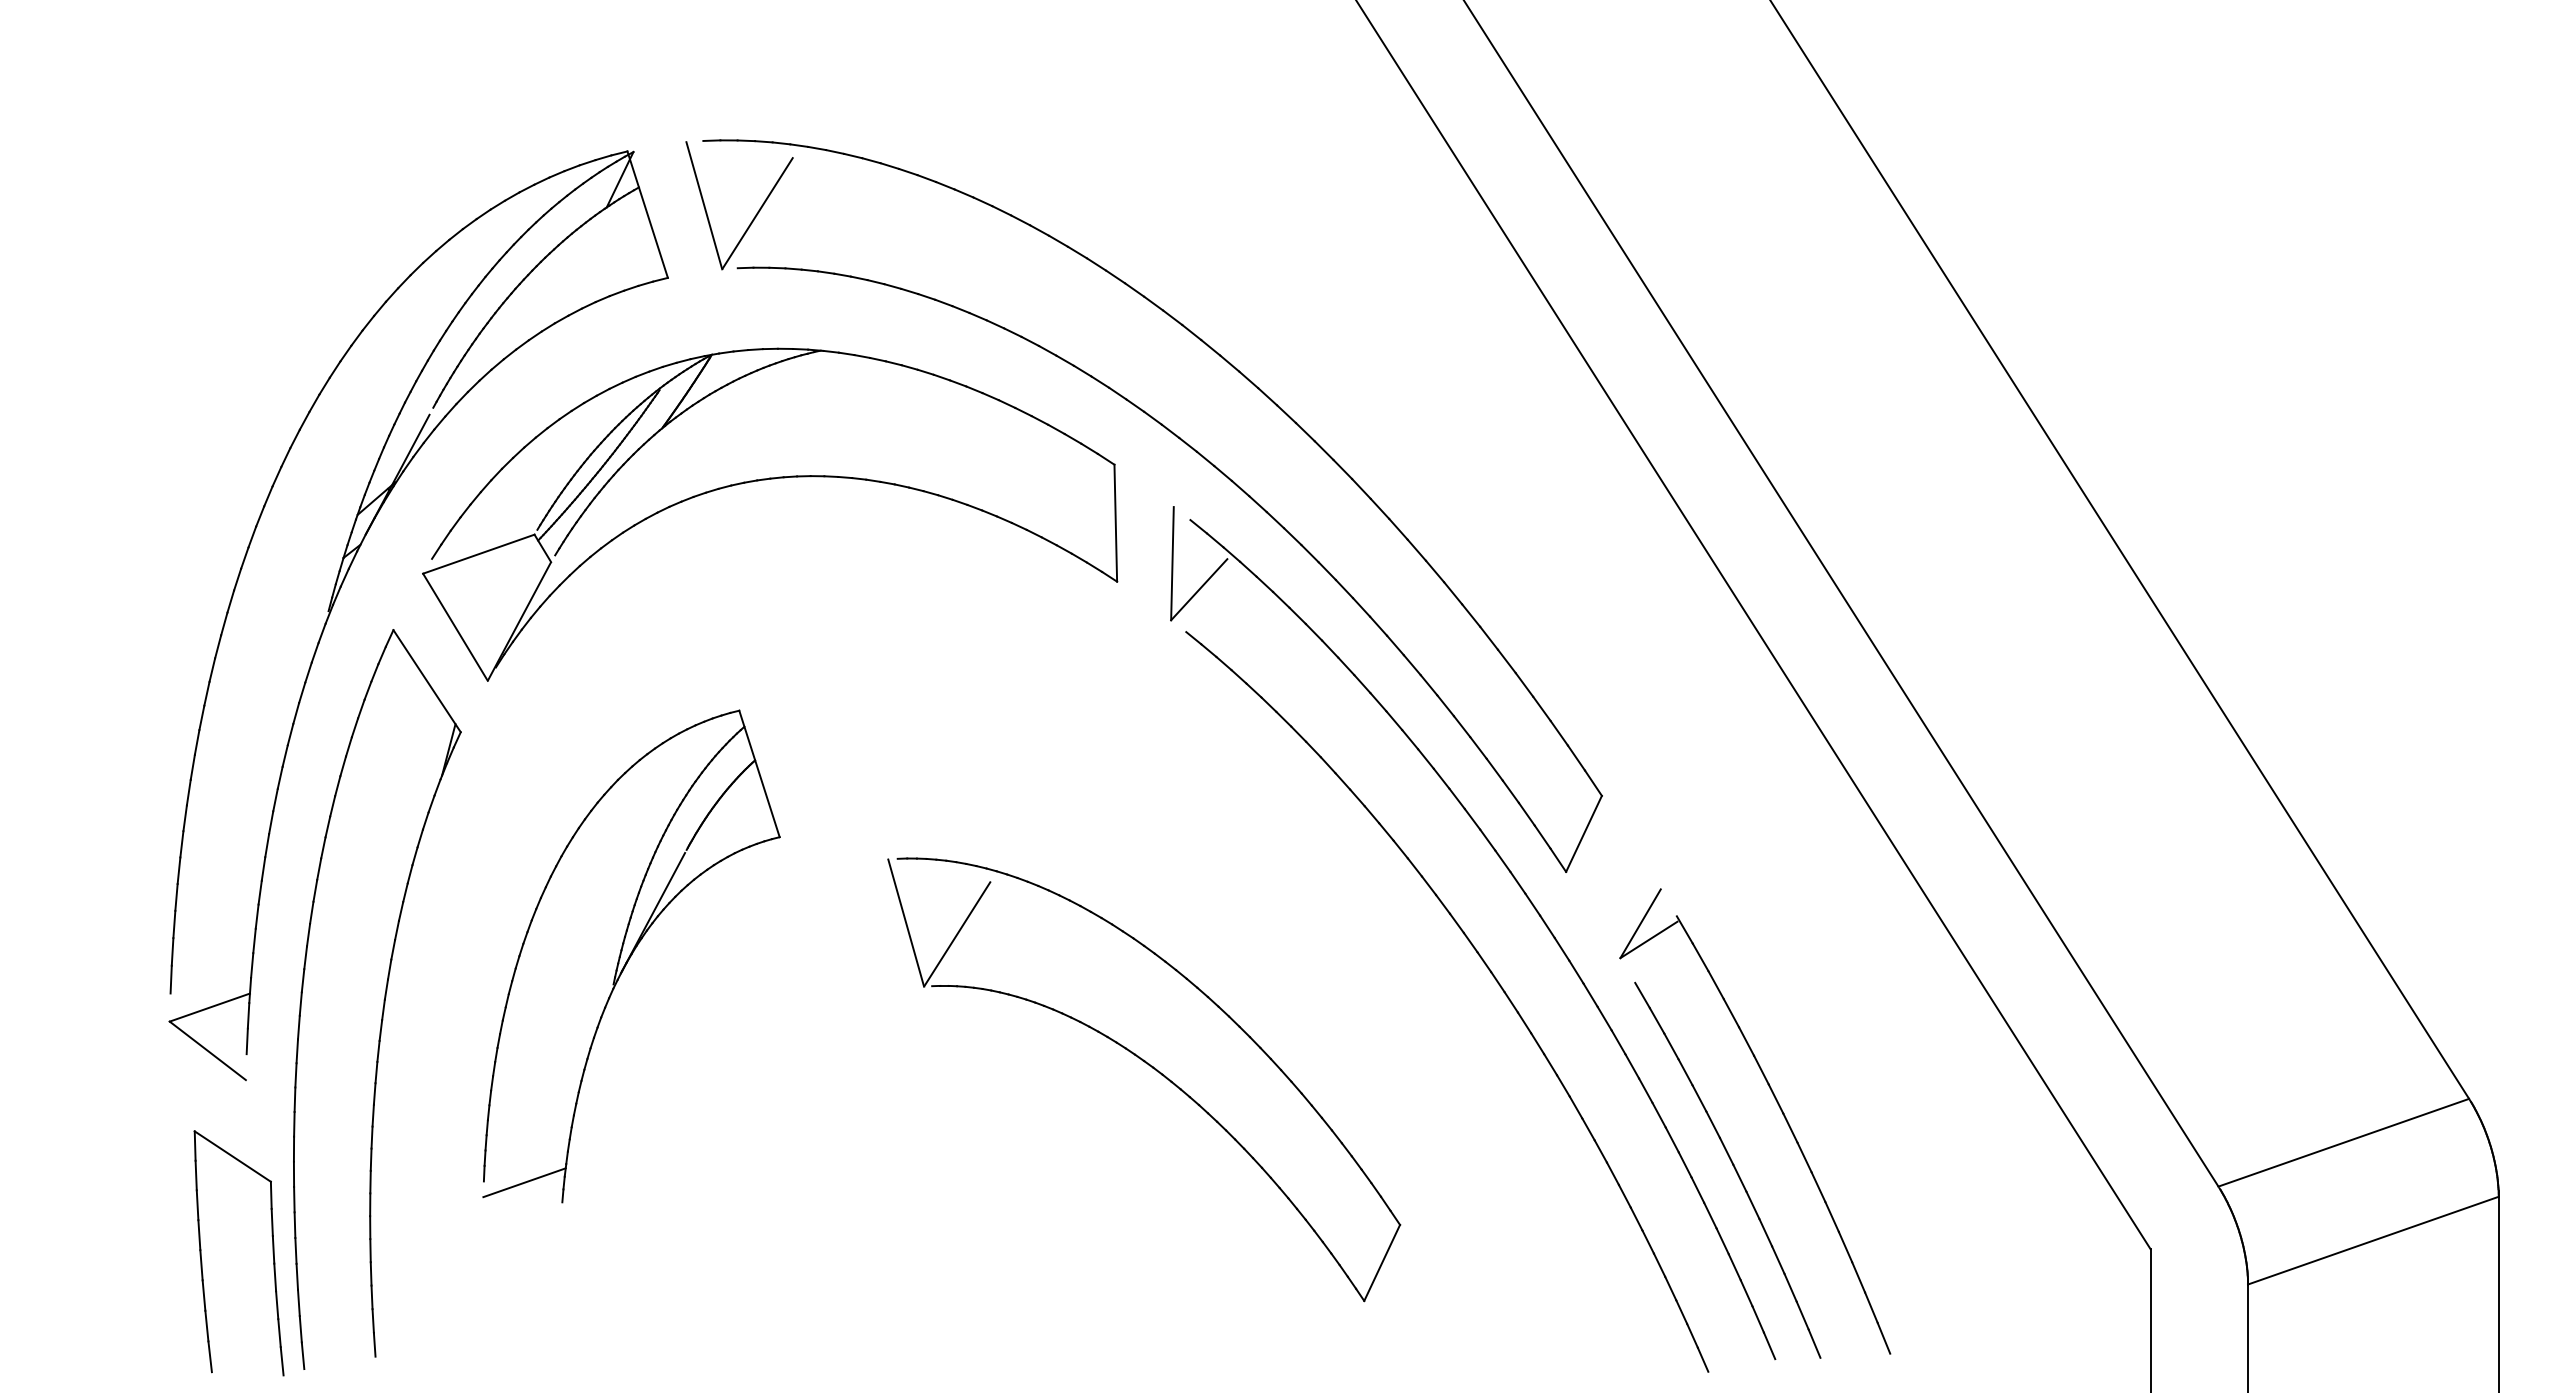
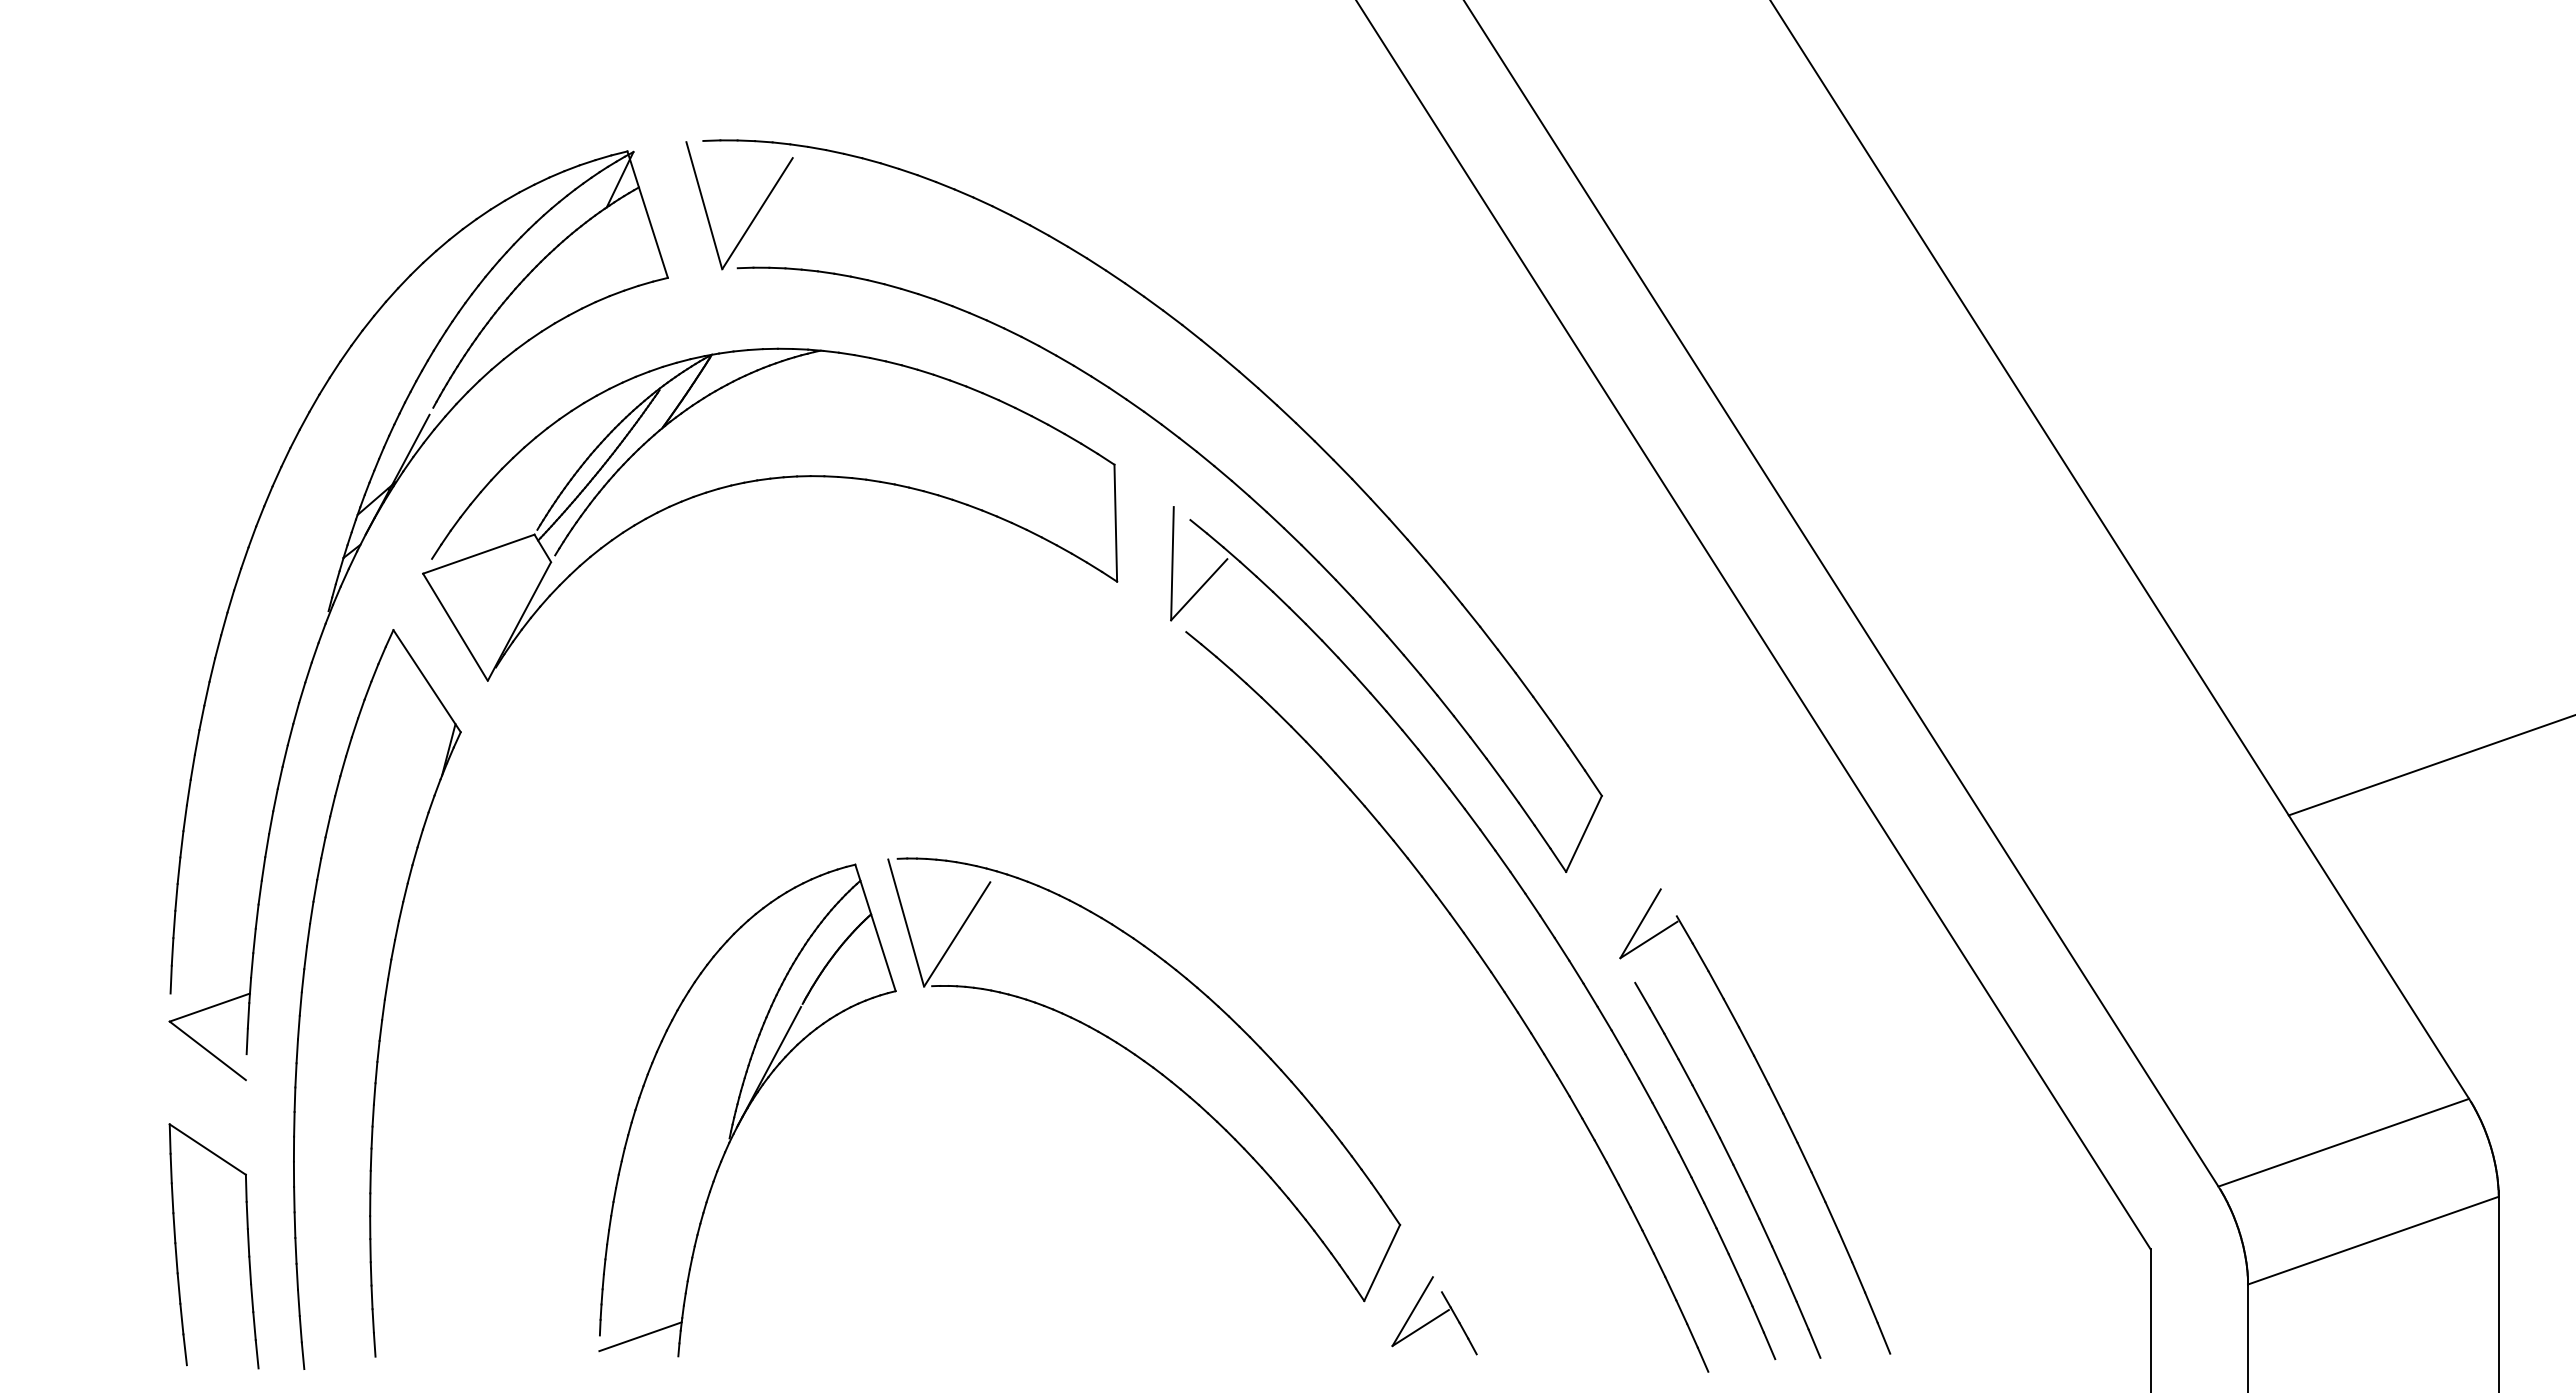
line: none -> present (2430, 765)
part position: (631, 956) -> (747, 1110) (747, 1110)
part position: (272, 1253) -> (247, 1246) (247, 1246)
part: none -> present (1434, 1315)
